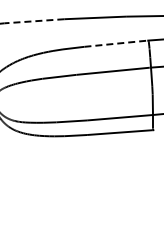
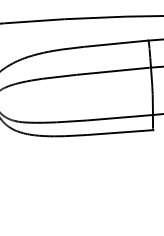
line: dashed -> solid (34, 21)
line: dashed -> solid (116, 43)
